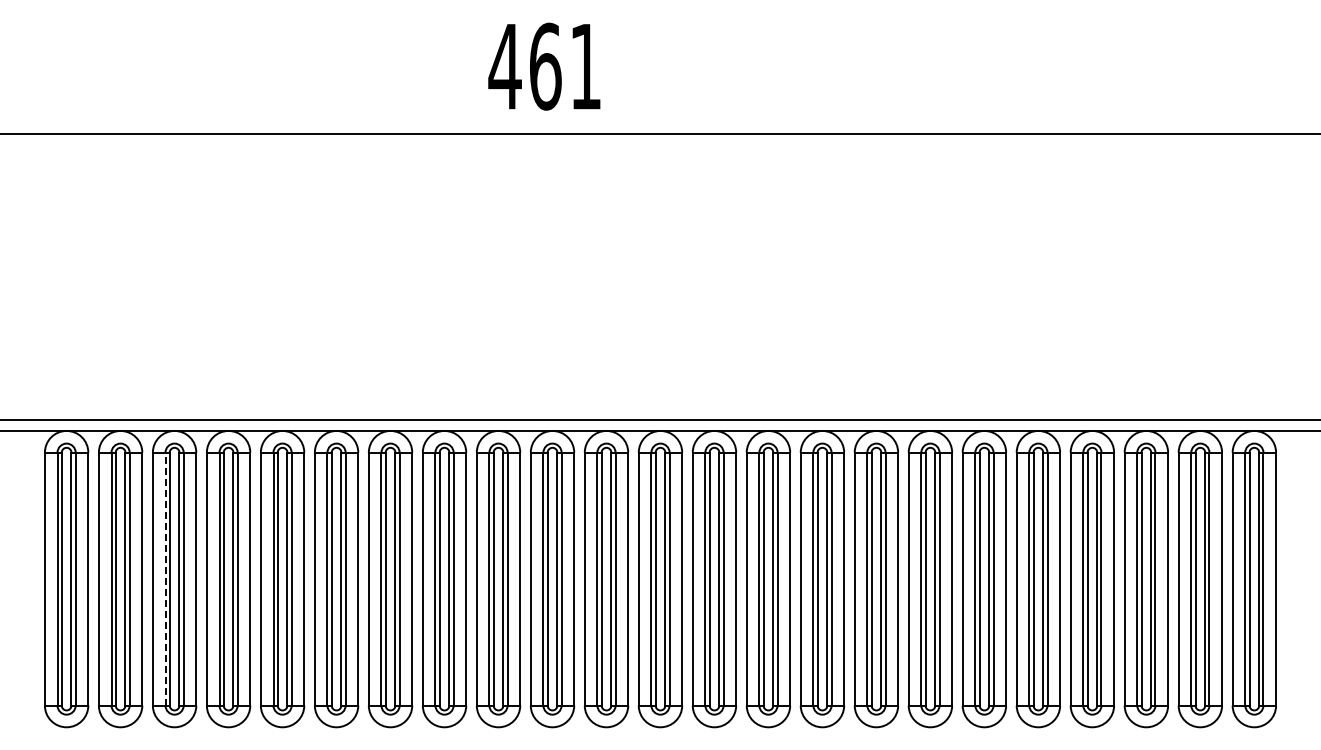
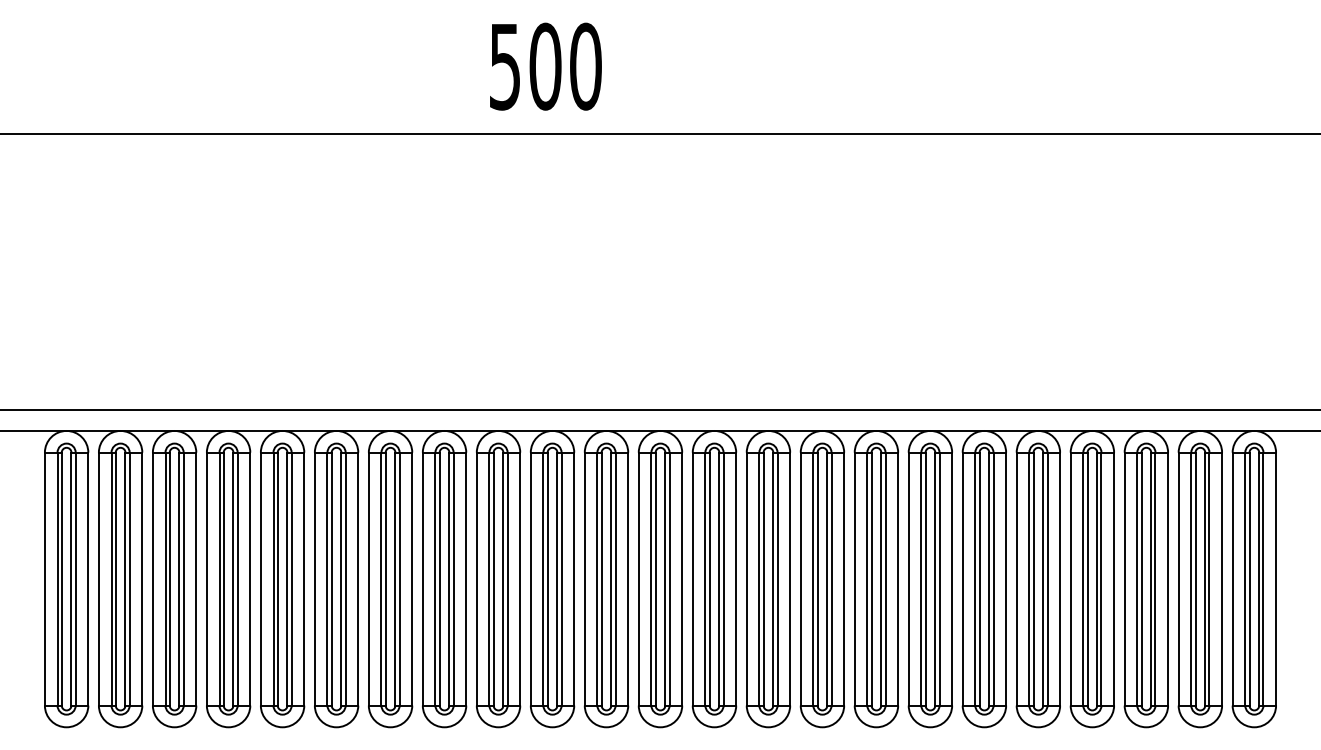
text: 461 -> 500 (544, 66)
line position: (659, 420) -> (659, 410) (659, 410)
line: dashed -> solid (165, 578)
